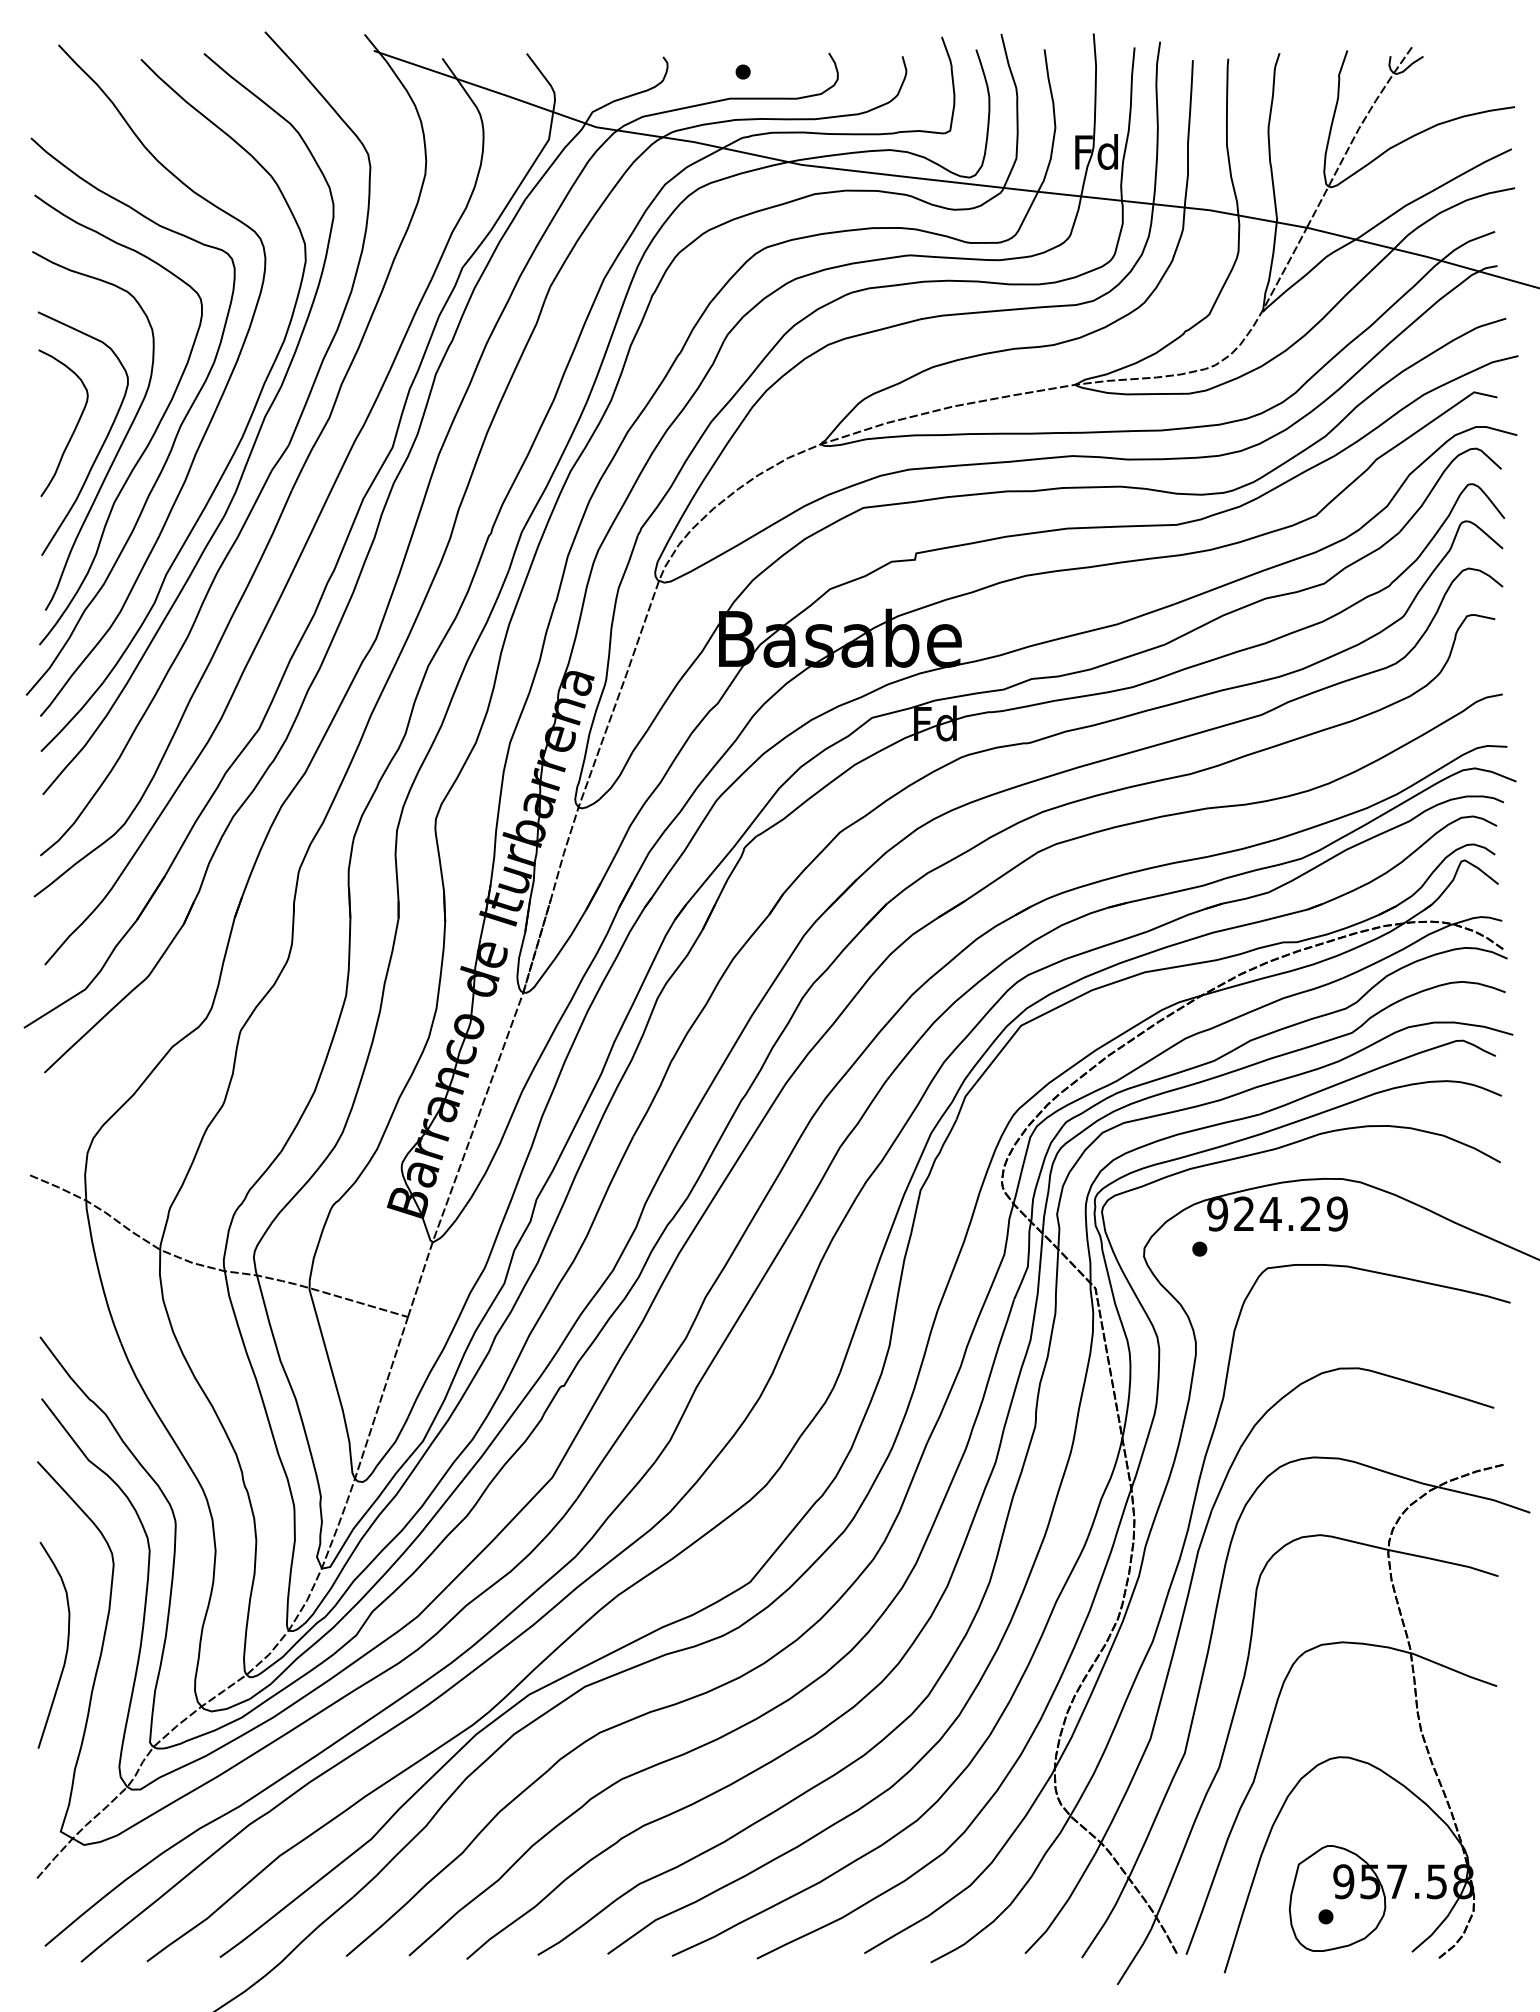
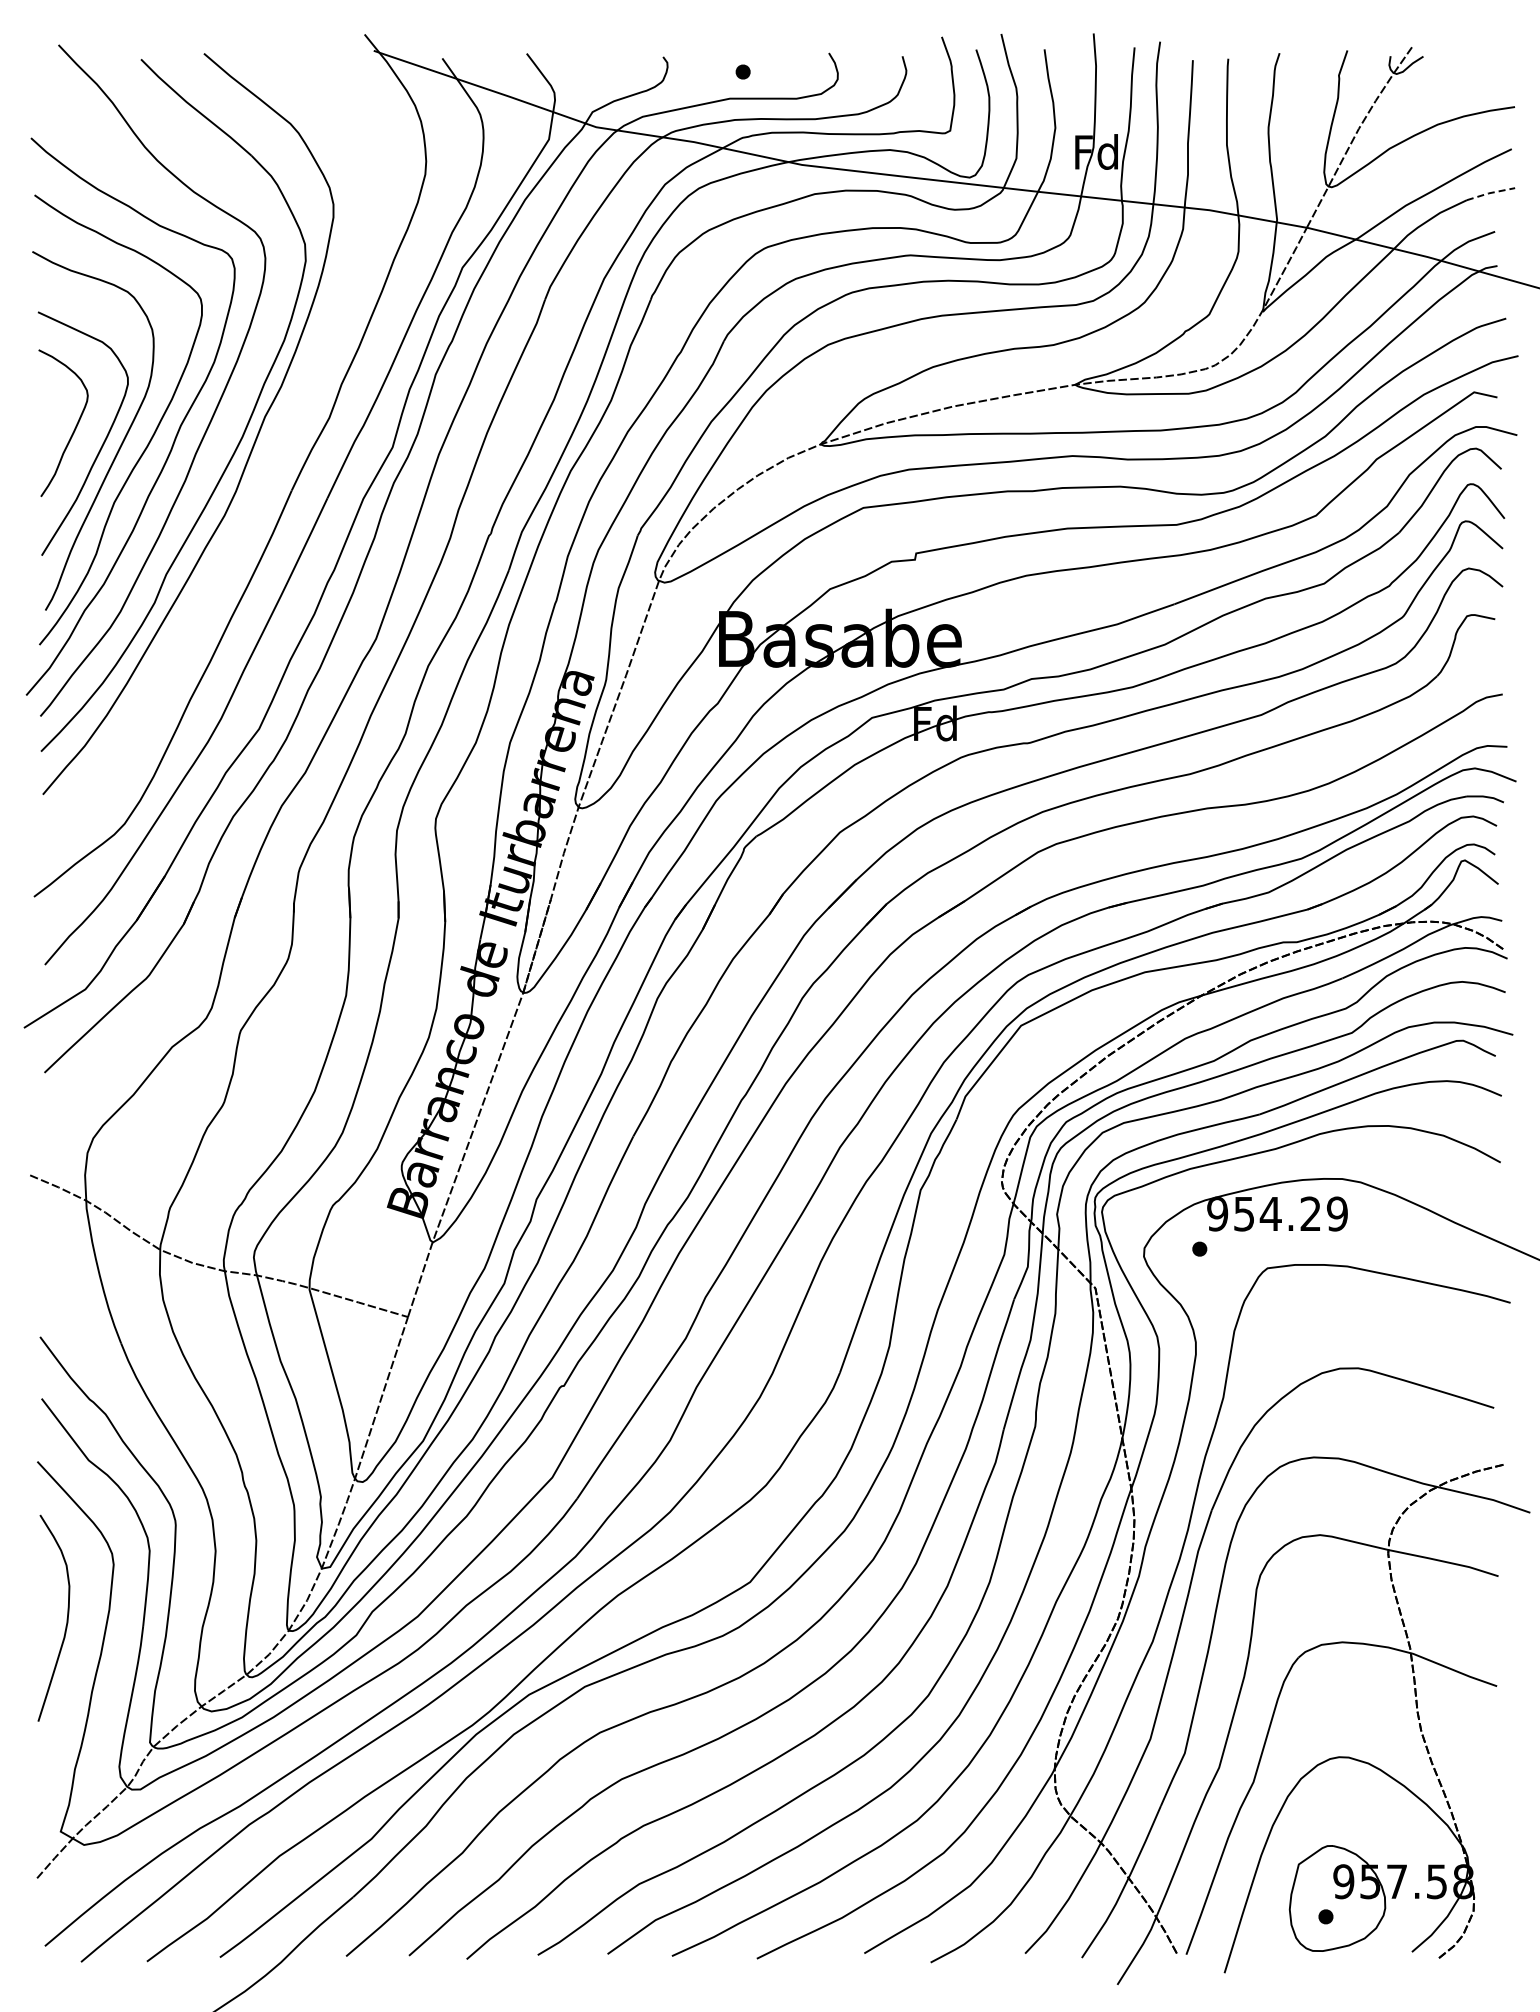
line: solid -> dashed (1490, 193)
part: present -> none (268, 474)
text: 924.29 -> 954.29 (1243, 1213)
curve position: (66, 1645) -> (66, 1618) (66, 1618)
